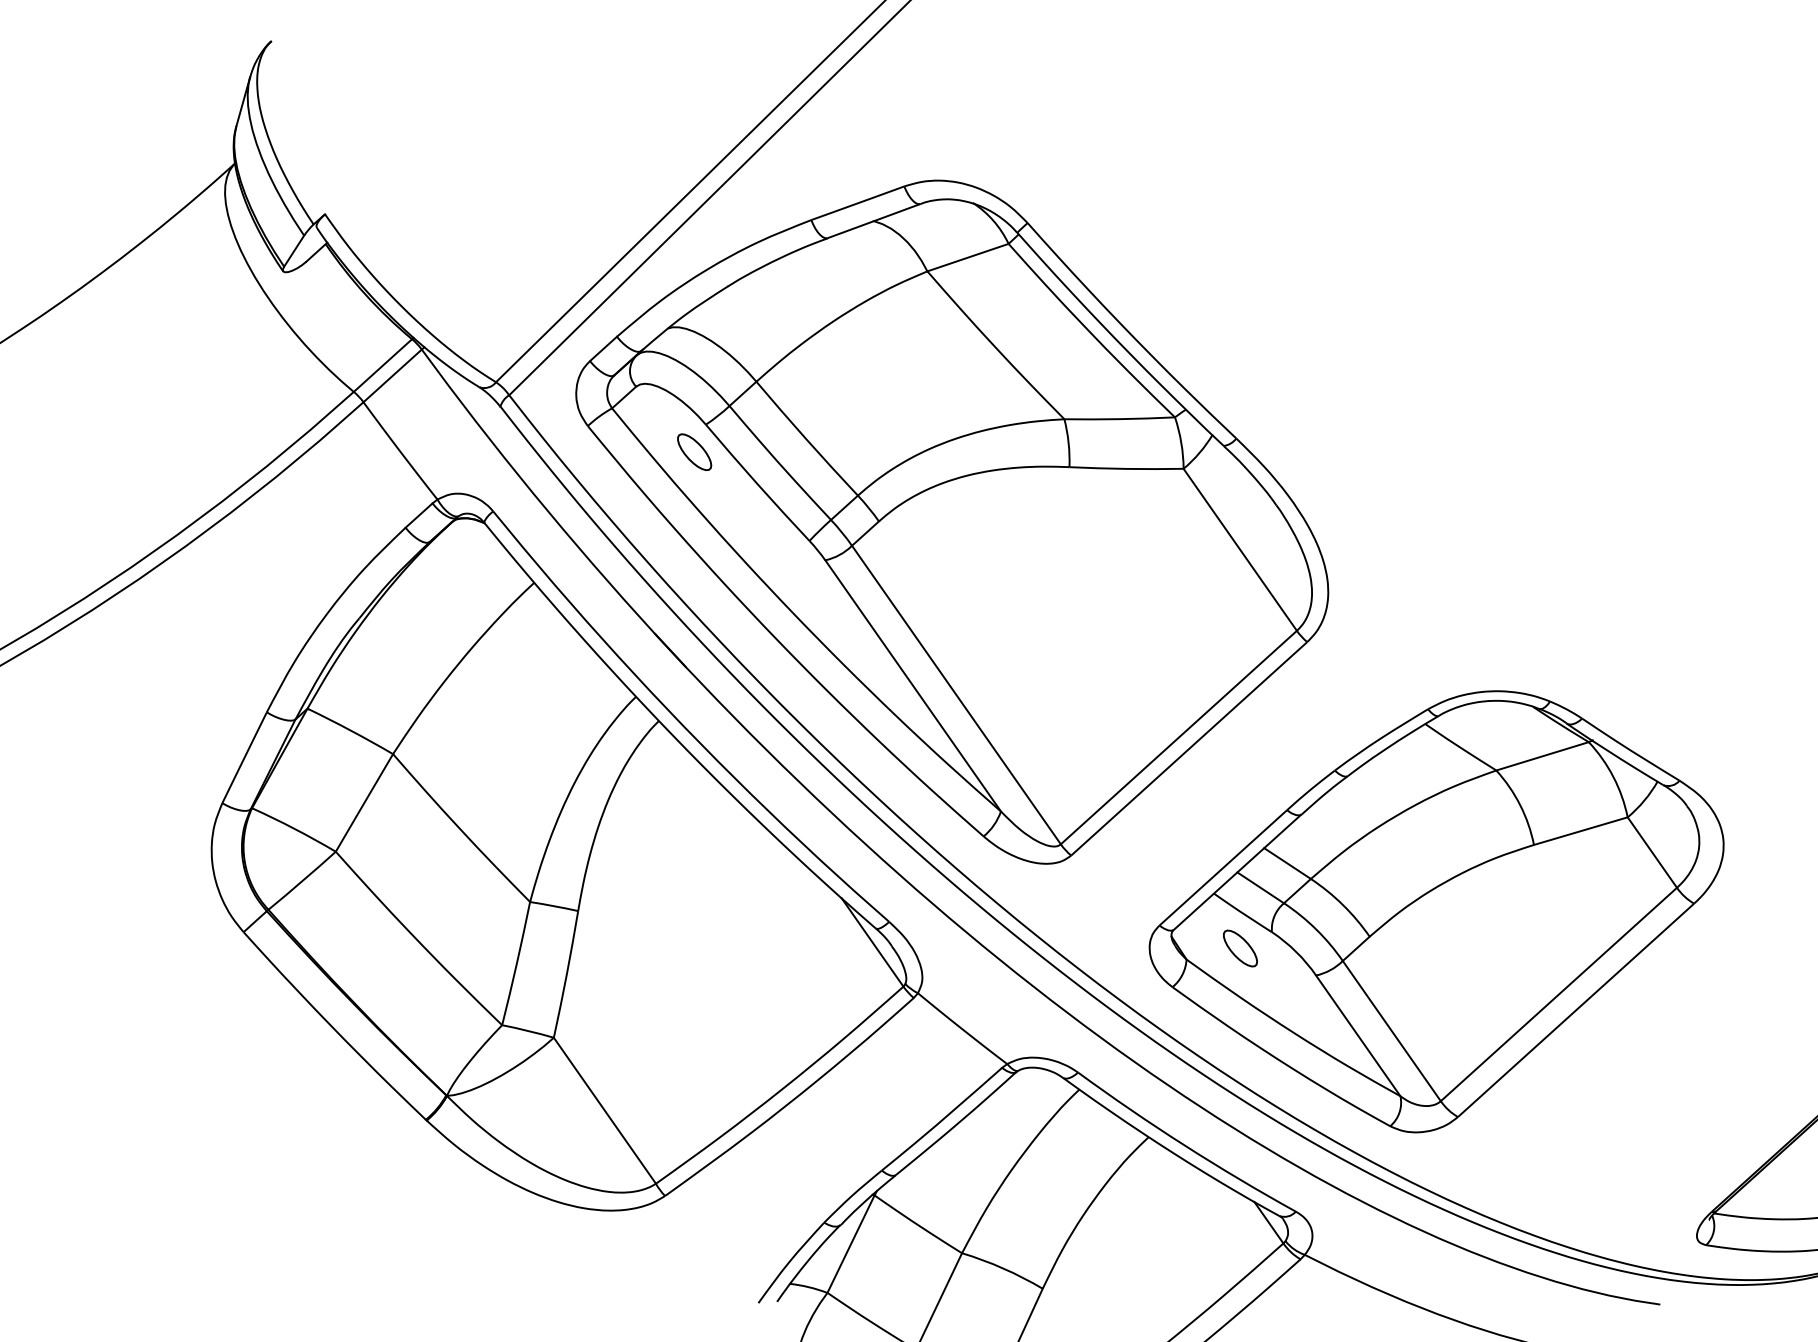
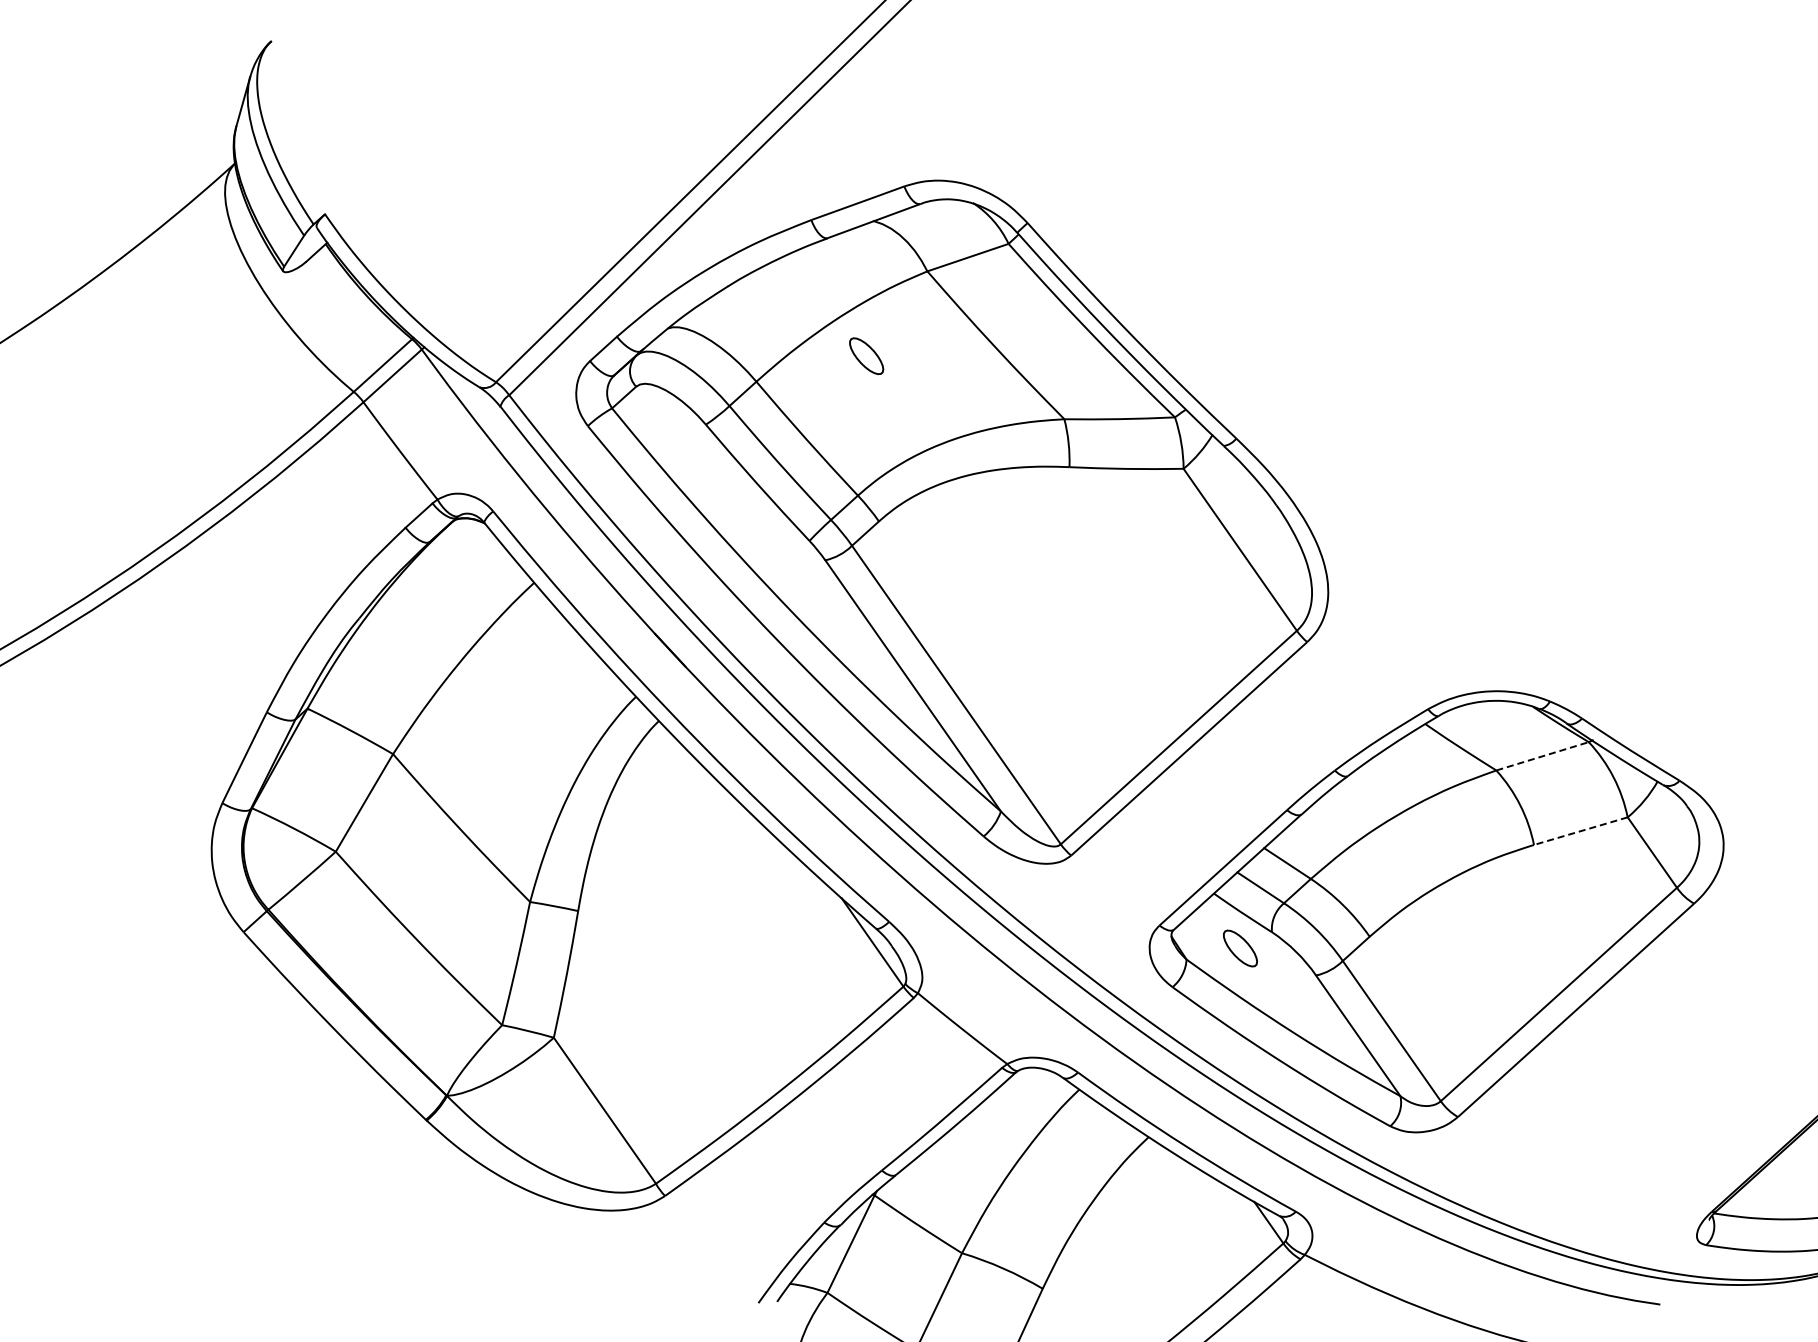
part position: (694, 452) -> (866, 356) (866, 356)
line: solid -> dashed (1543, 756)
line: solid -> dashed (1580, 831)
